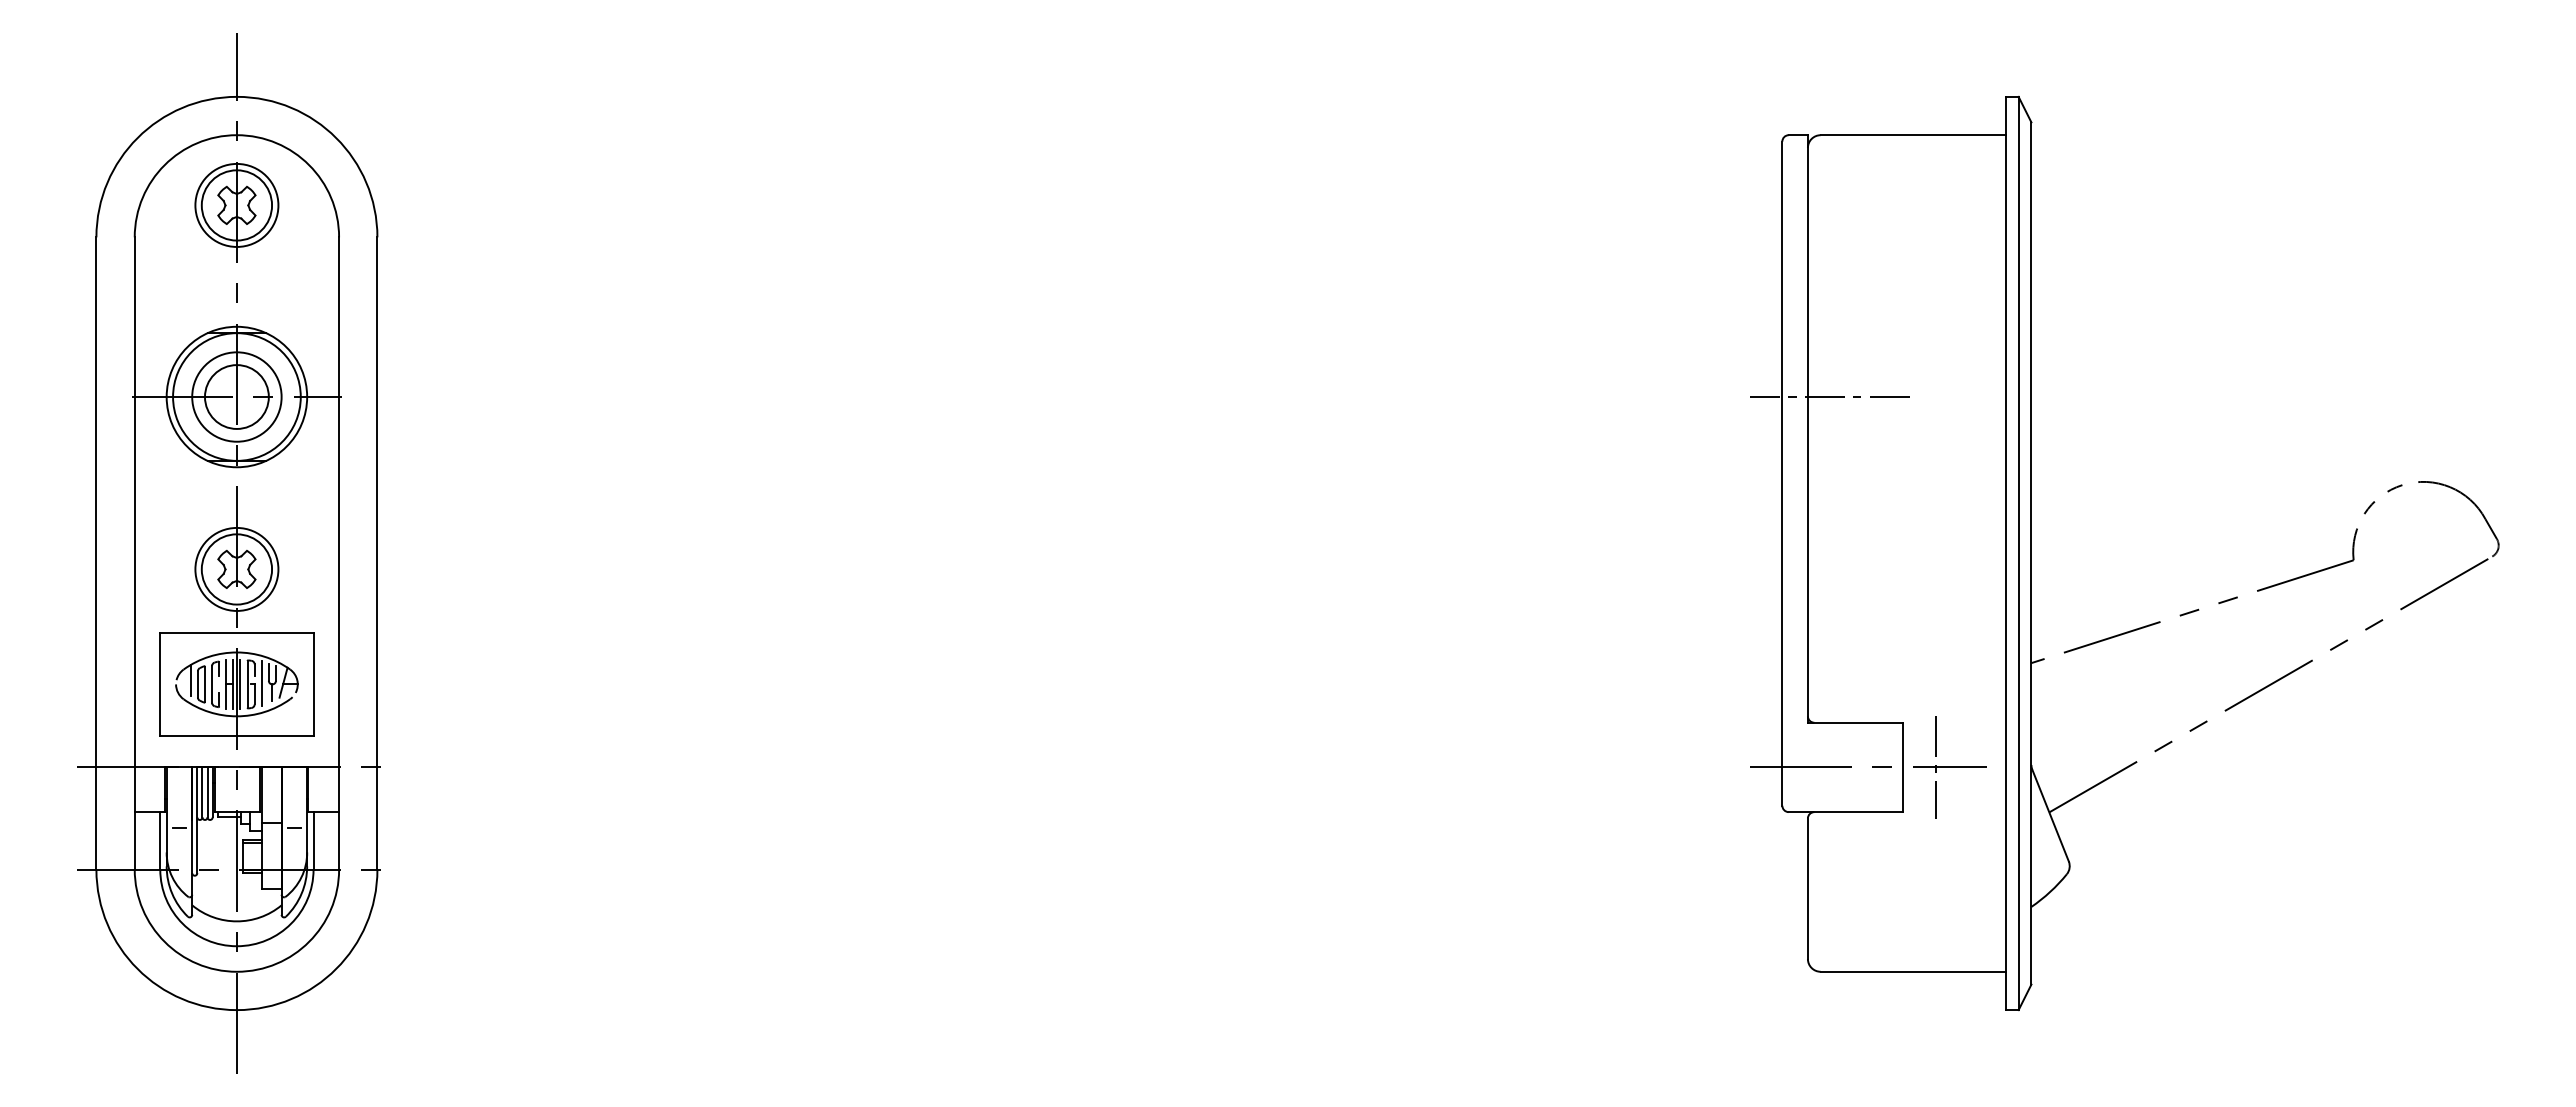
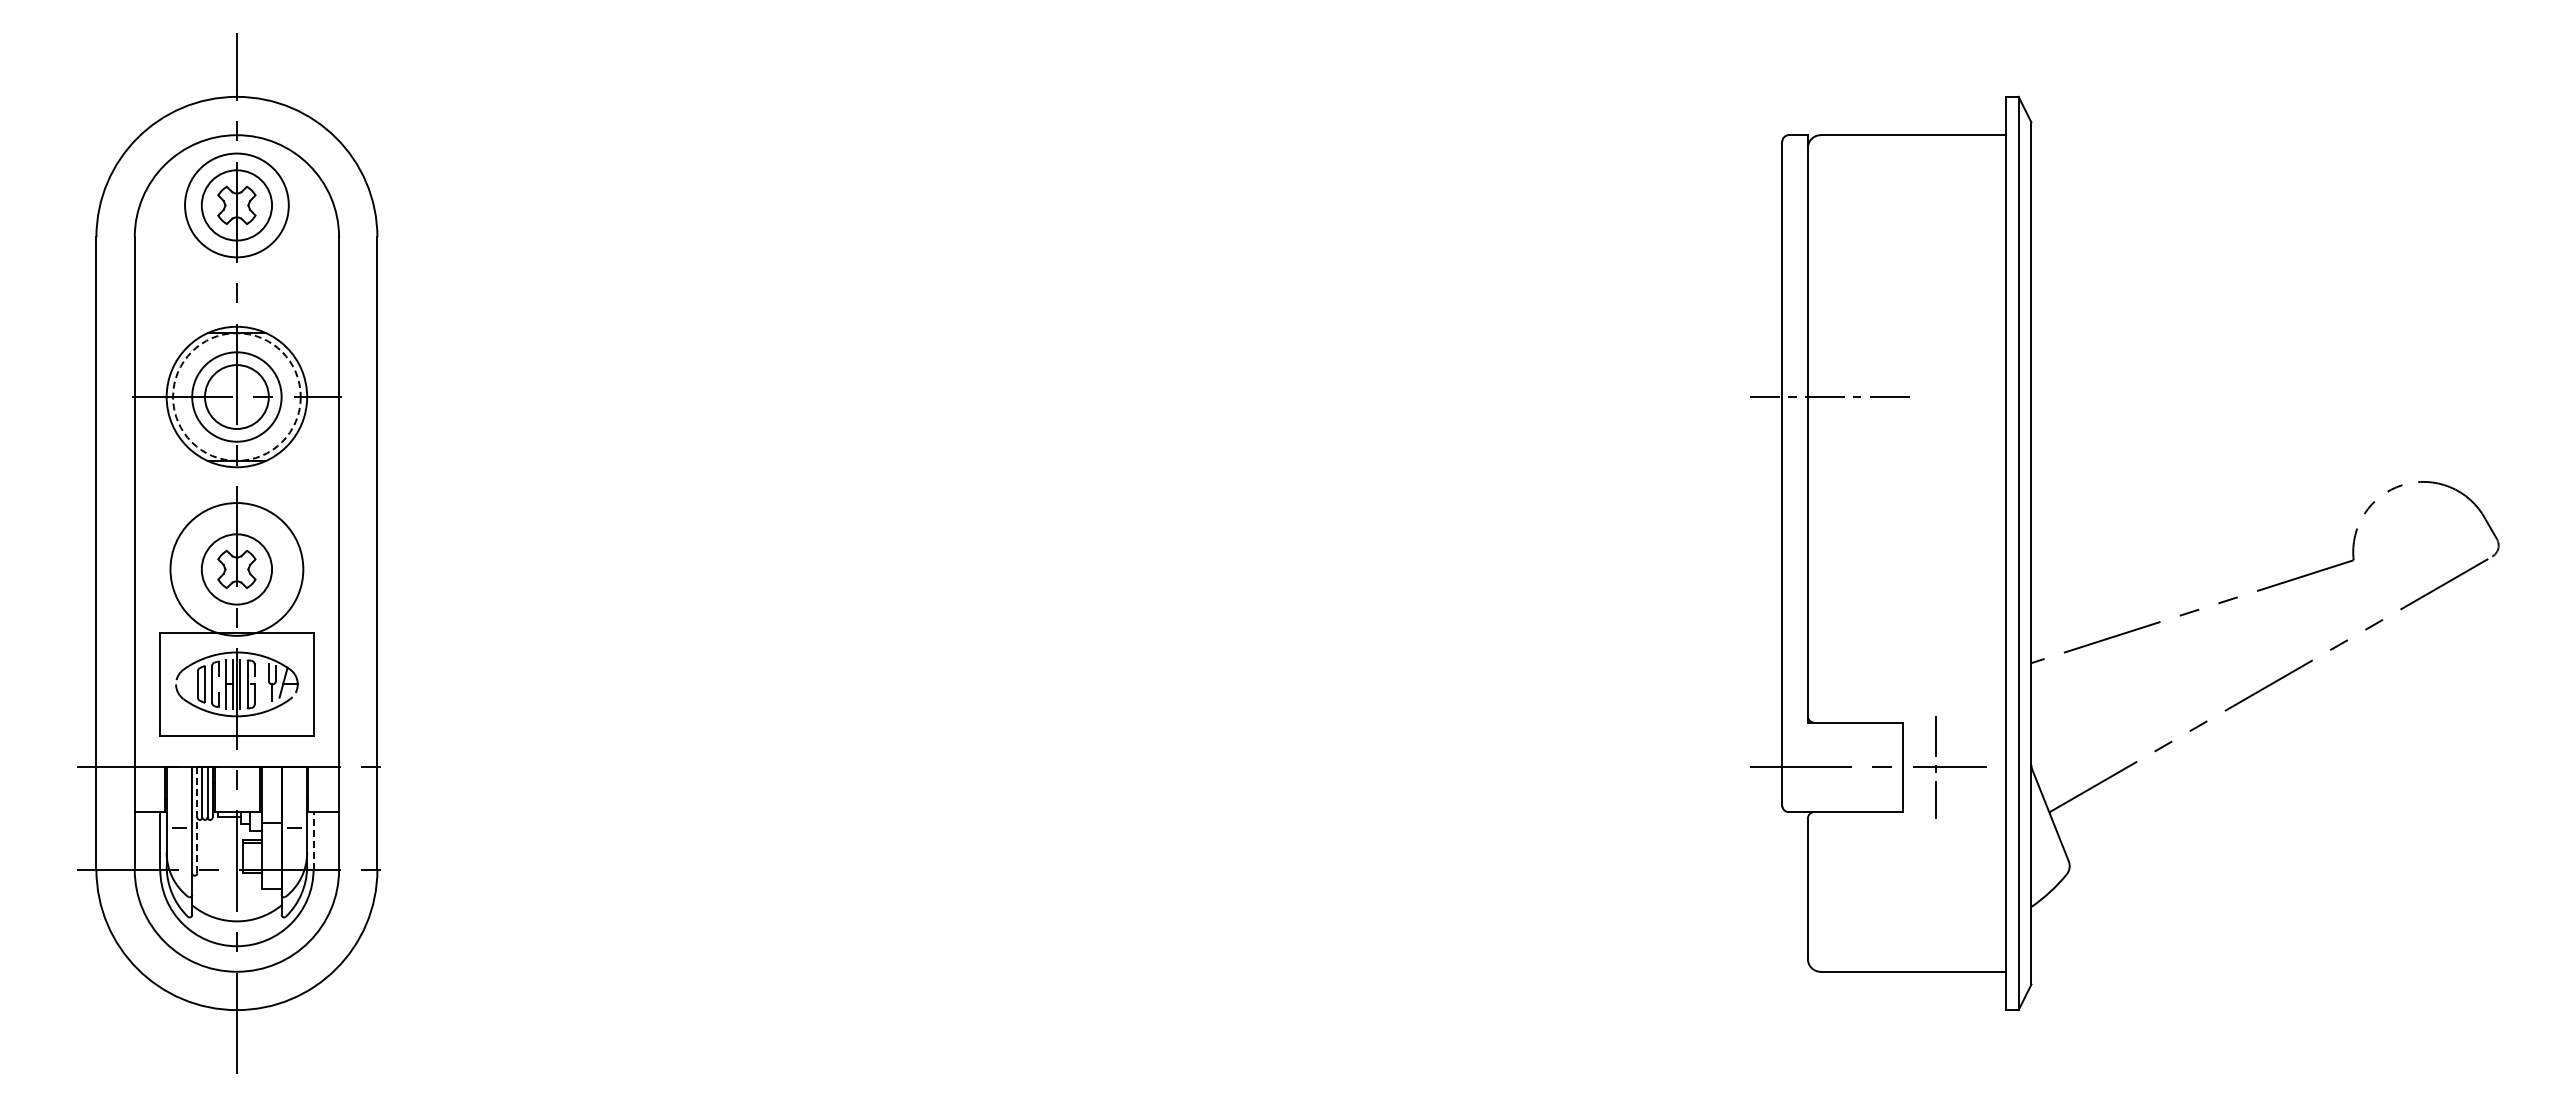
circle diameter: 83 px -> 104 px (236, 205)
circle: solid -> dashed (236, 396)
circle diameter: 83 px -> 133 px (236, 569)
line: present -> none (190, 679)
line: present -> none (261, 683)
line: solid -> dashed (197, 820)
line: solid -> dashed (313, 840)
